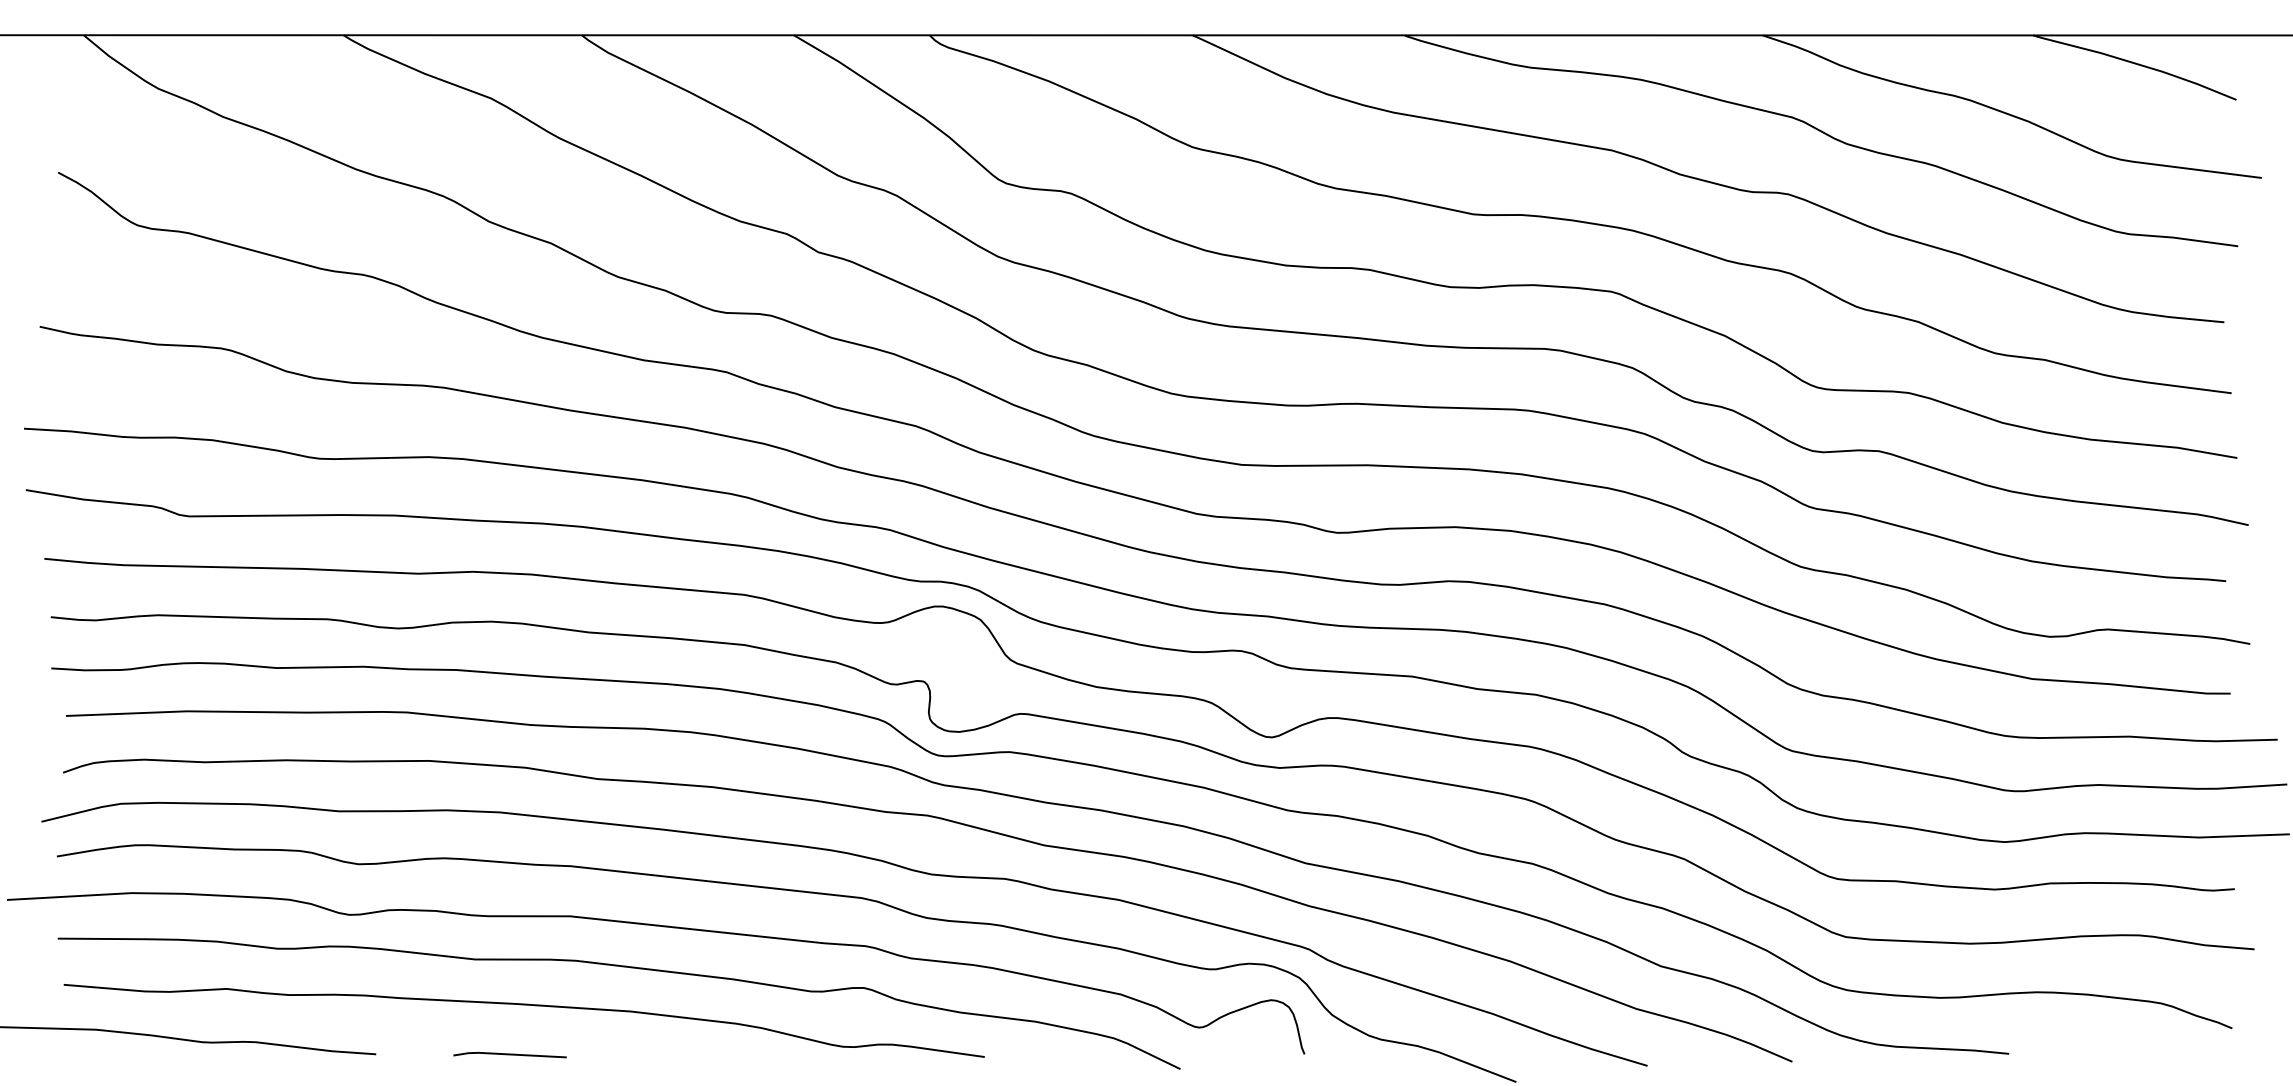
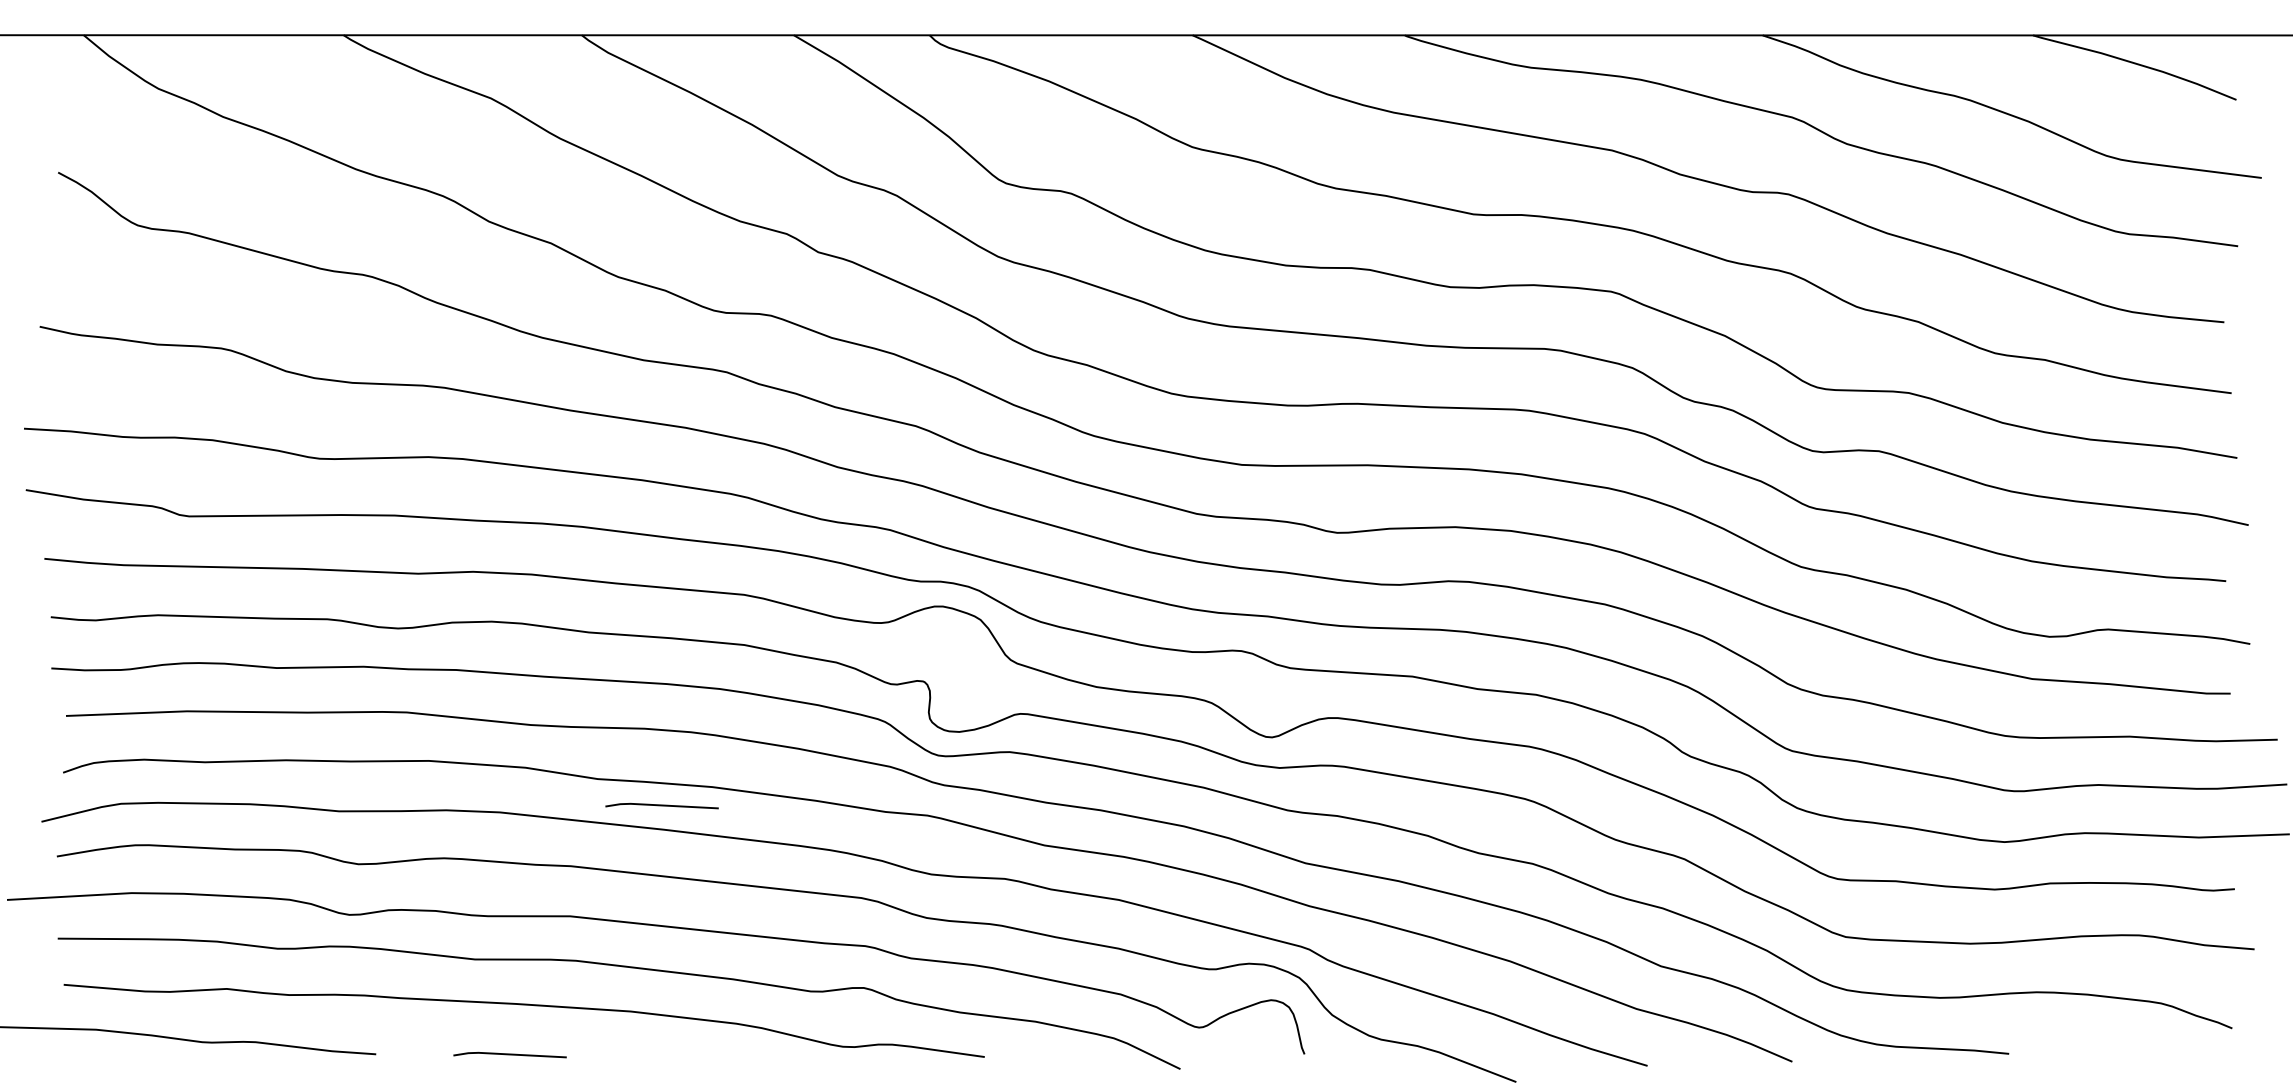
line: none -> present (661, 806)
